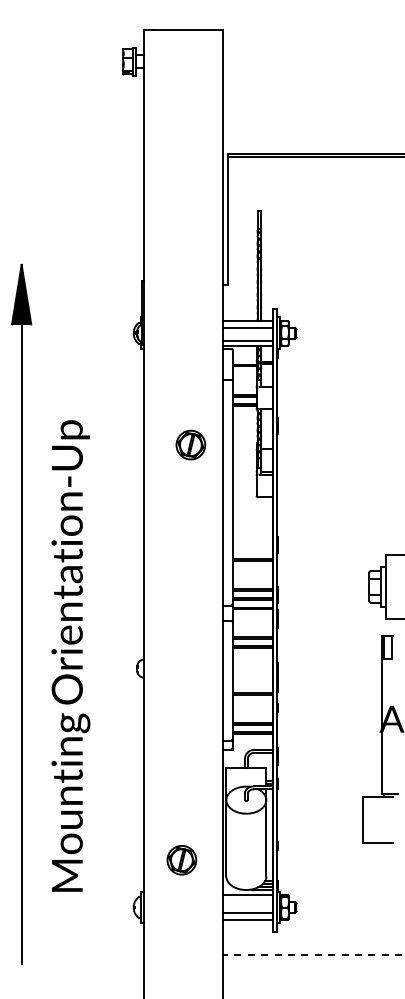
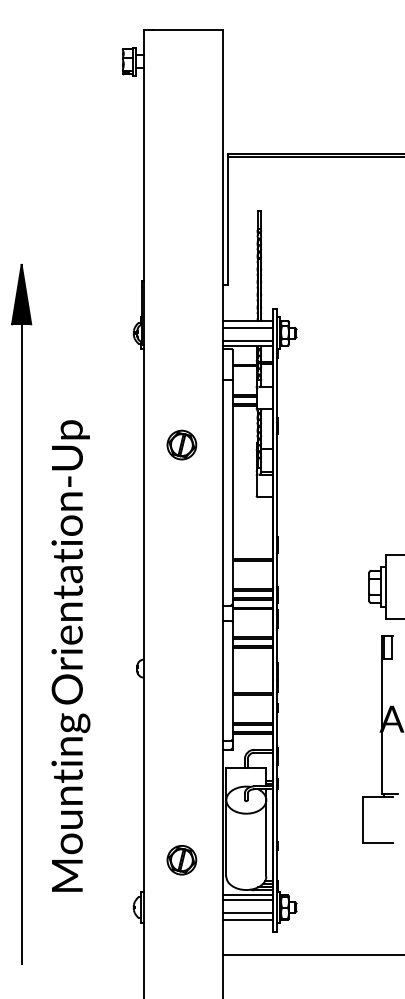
part position: (190, 444) -> (181, 444) (181, 444)
line: none -> present (247, 900)
line: dashed -> solid (313, 955)
